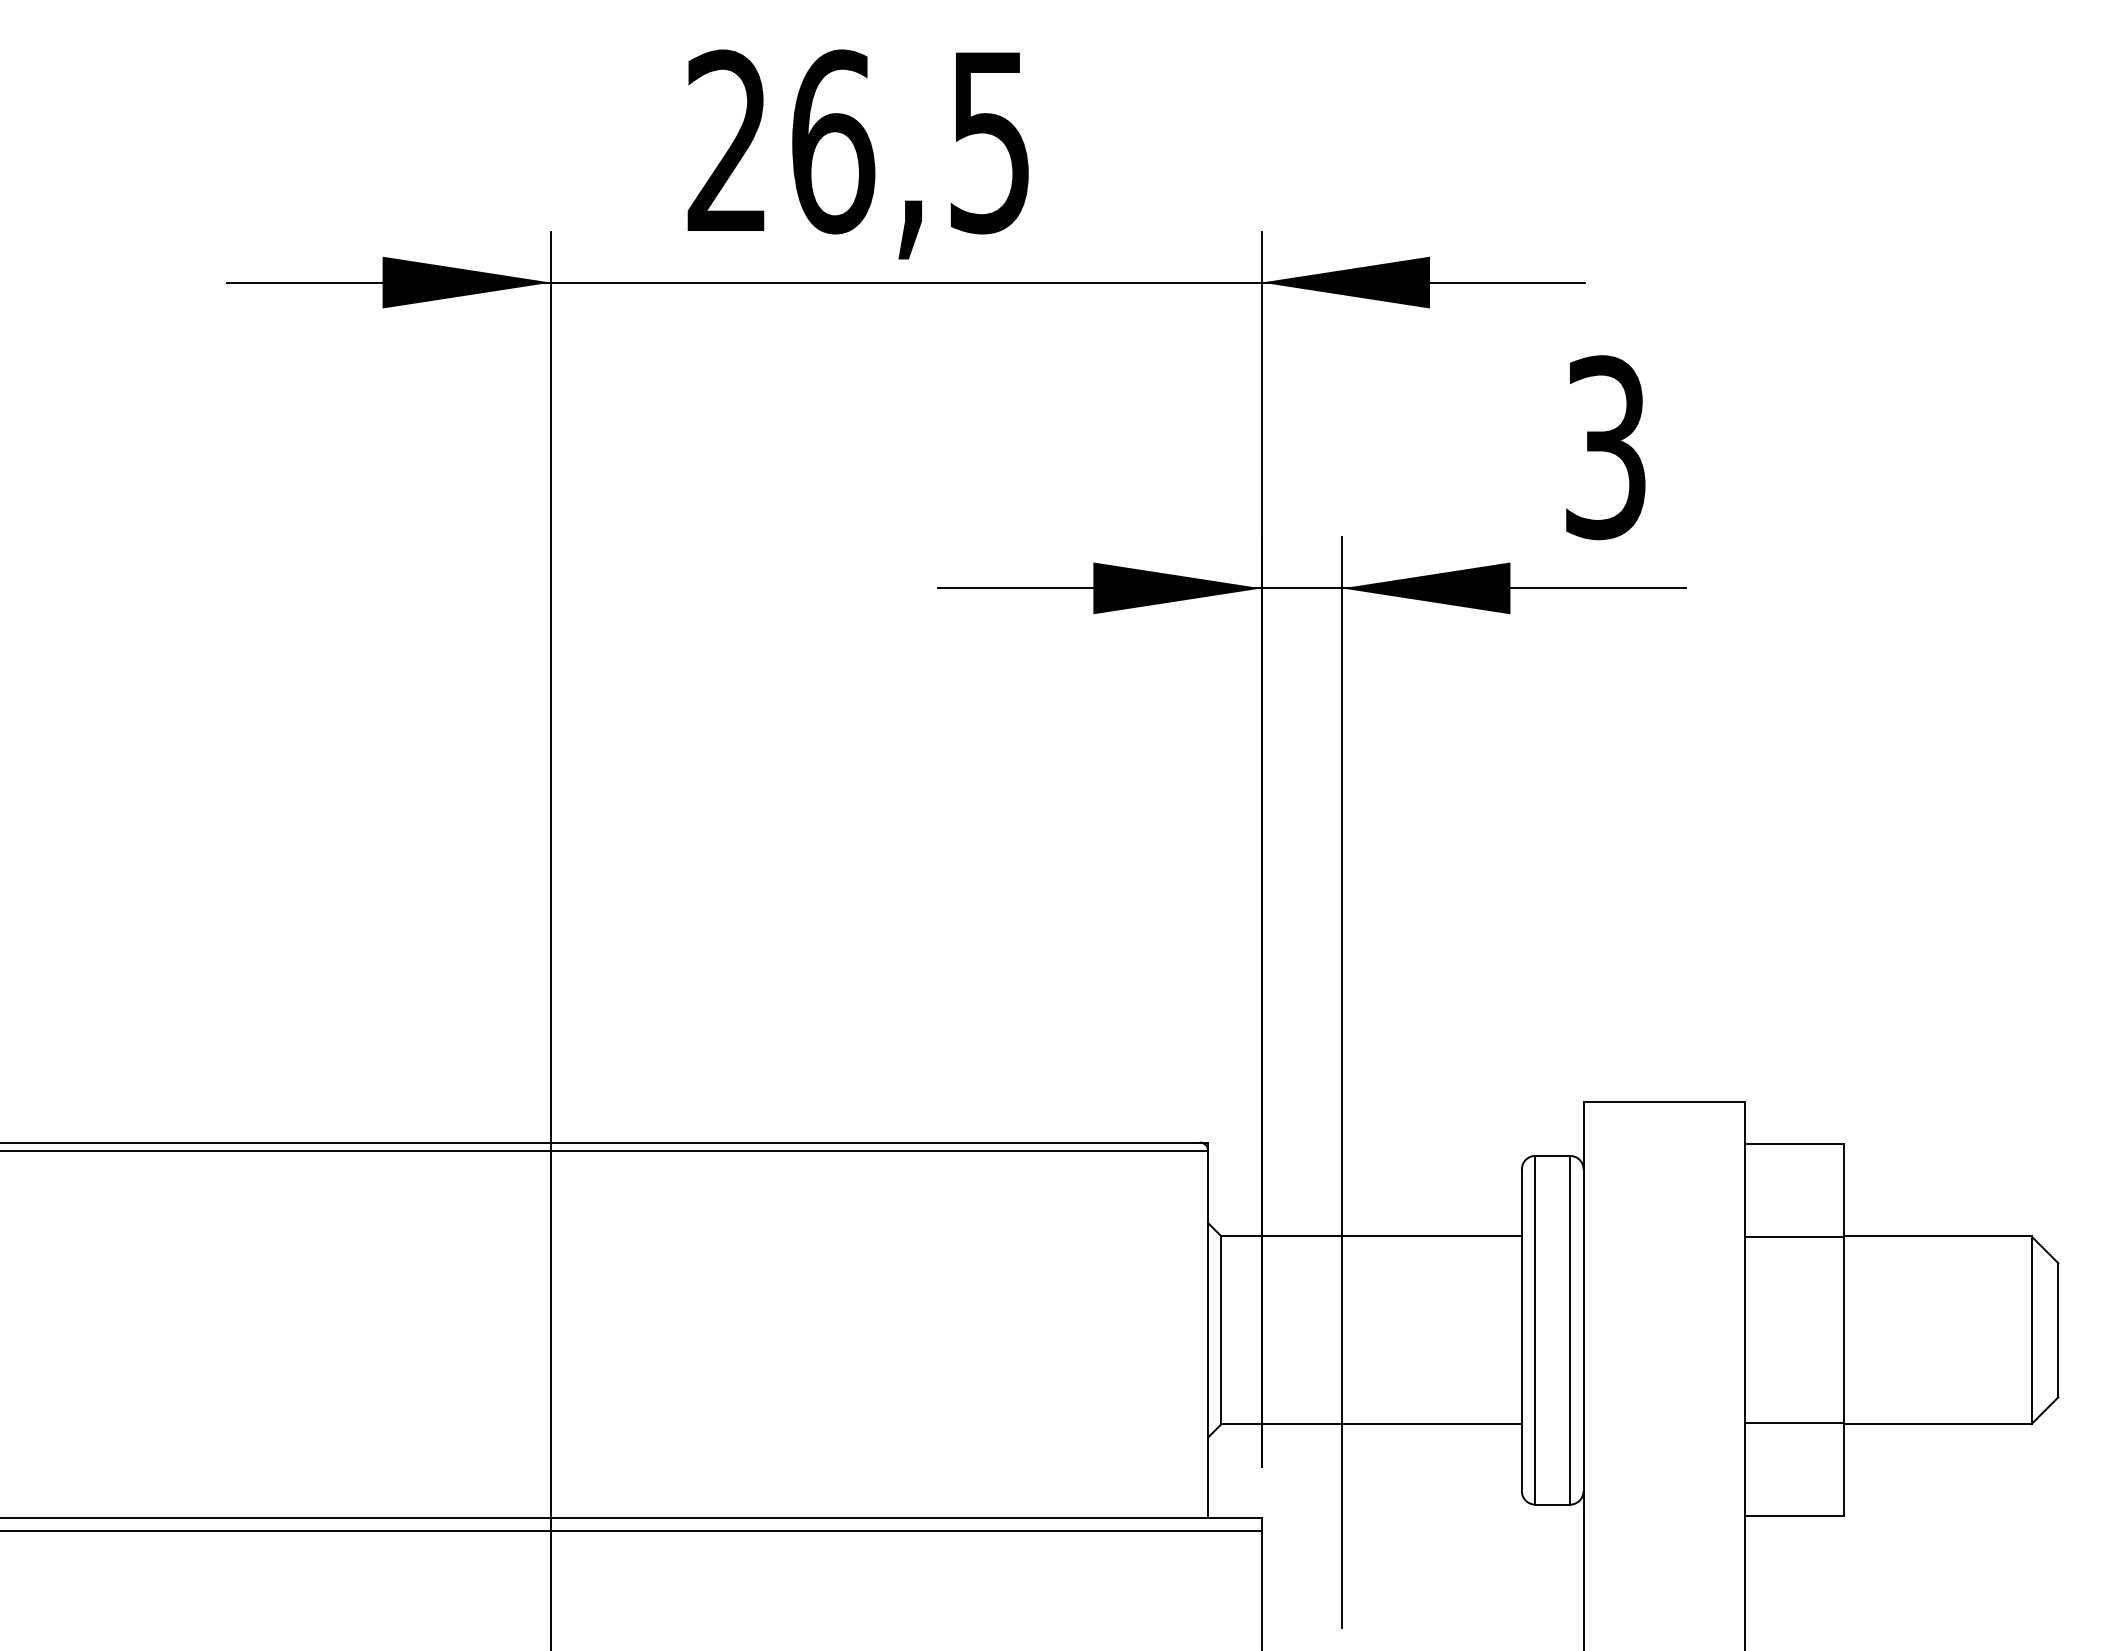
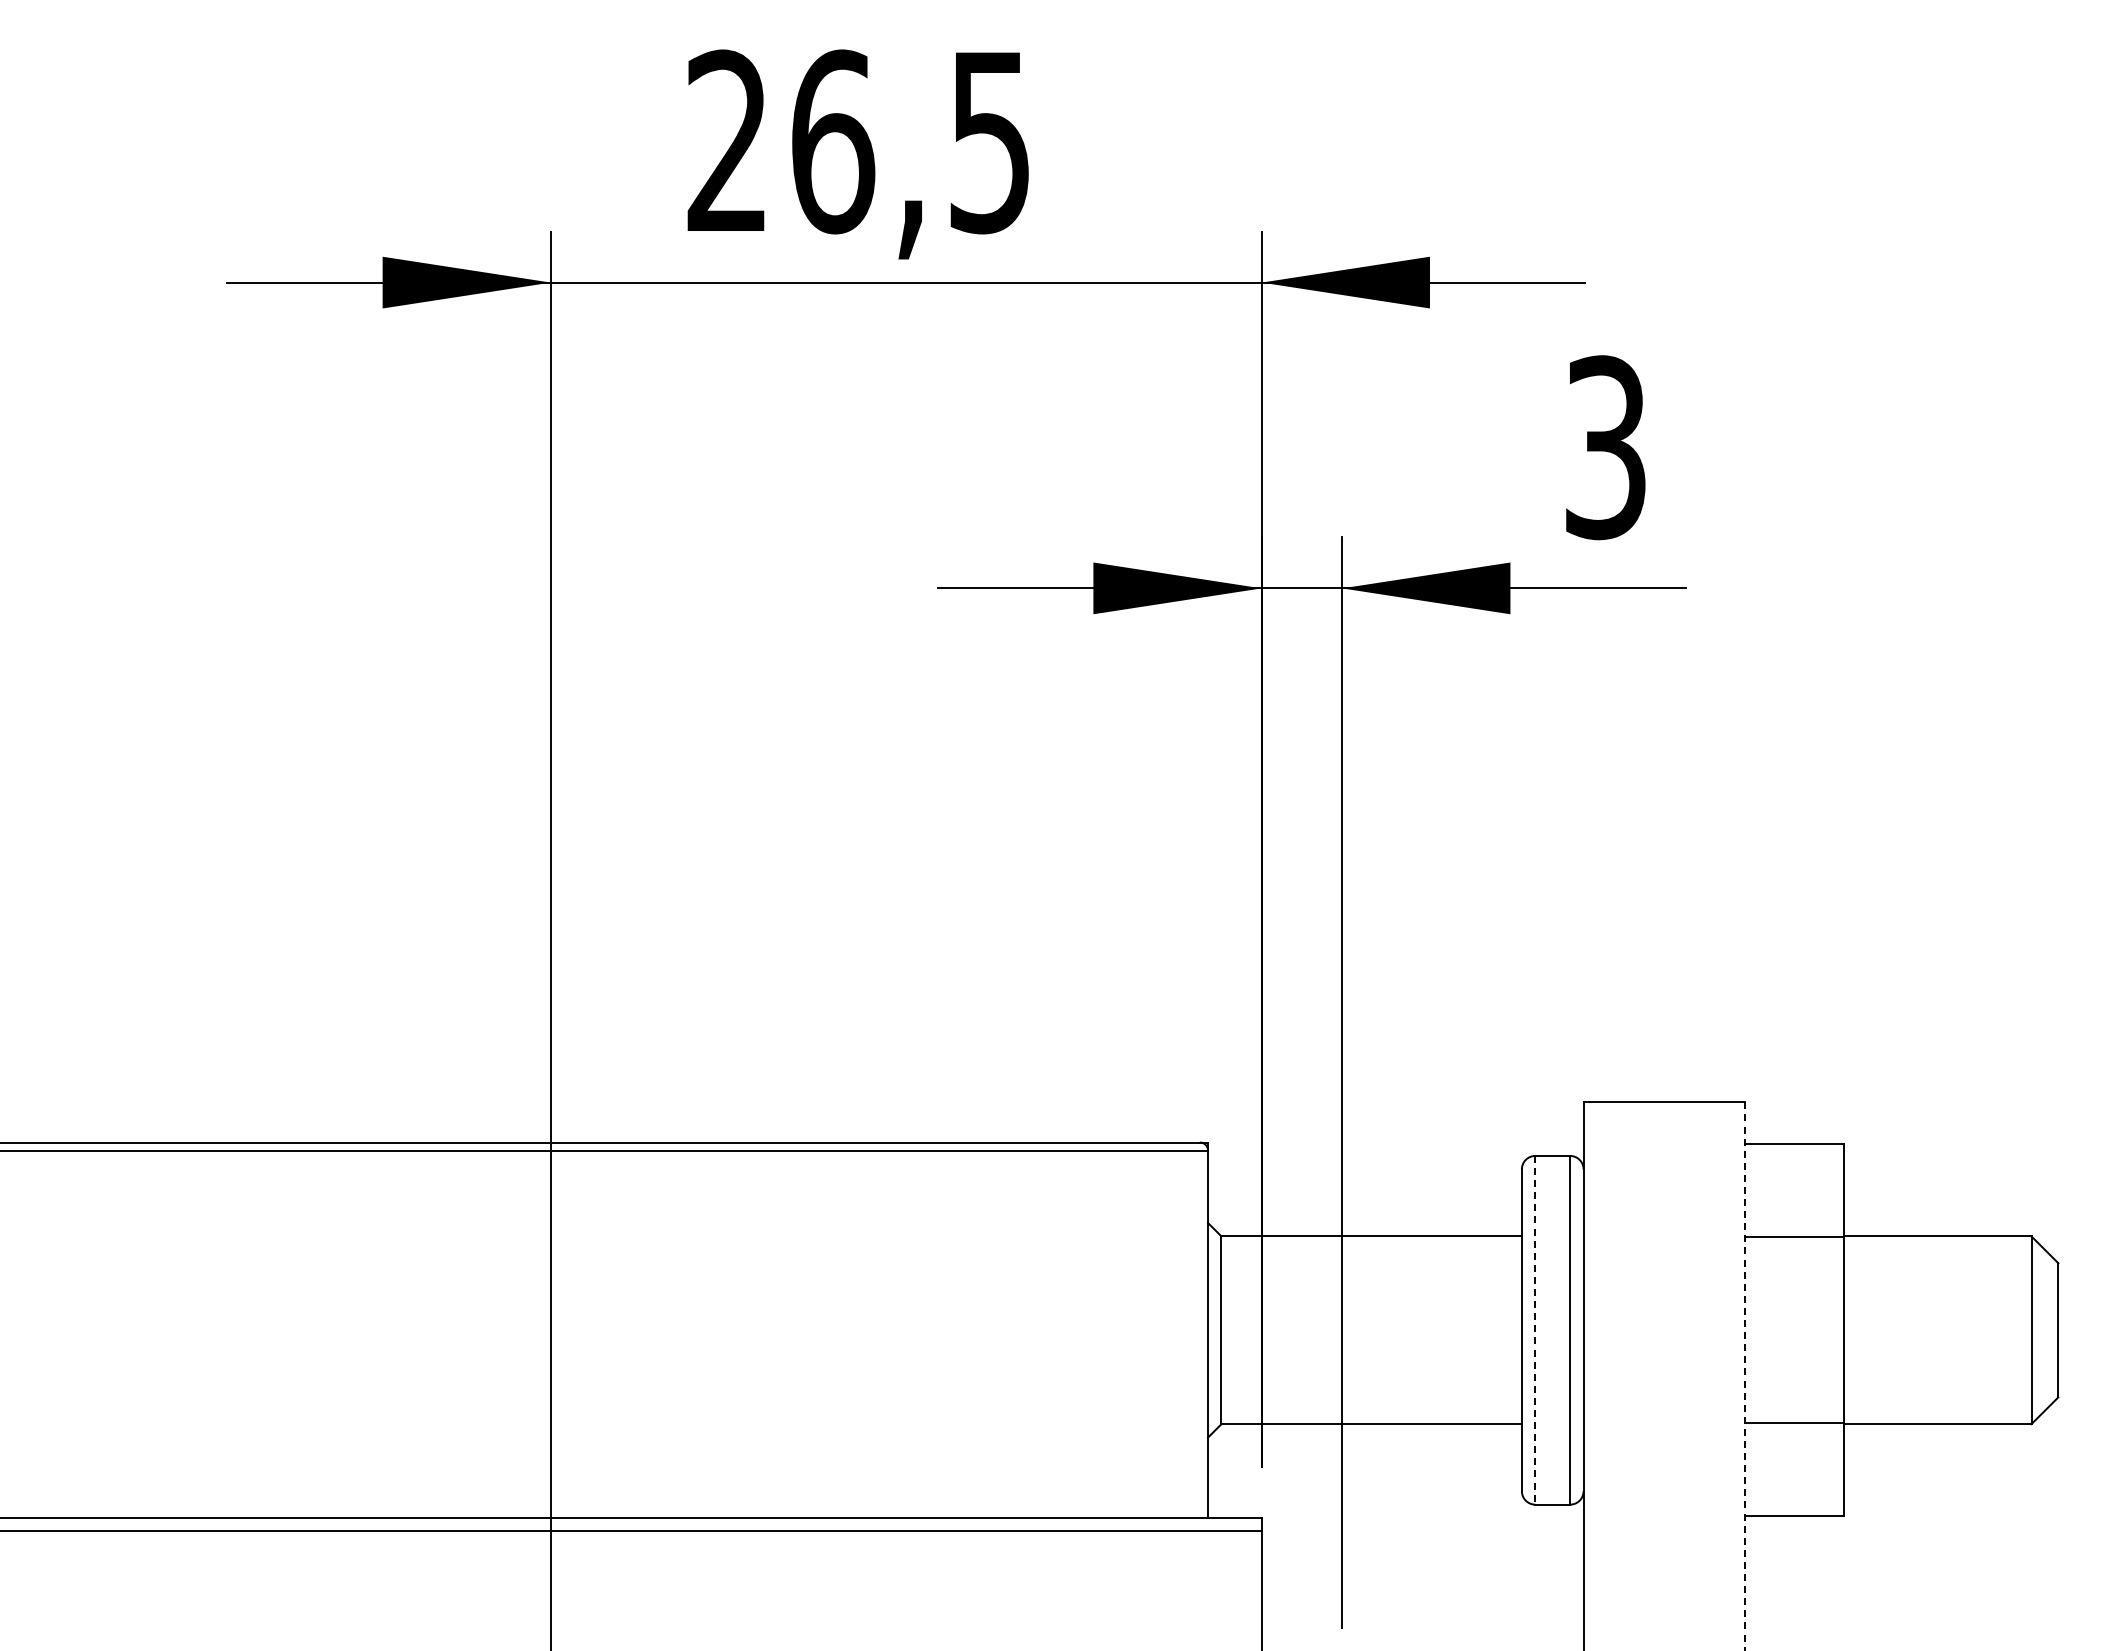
line: solid -> dashed (1535, 1330)
line: solid -> dashed (1744, 1376)
